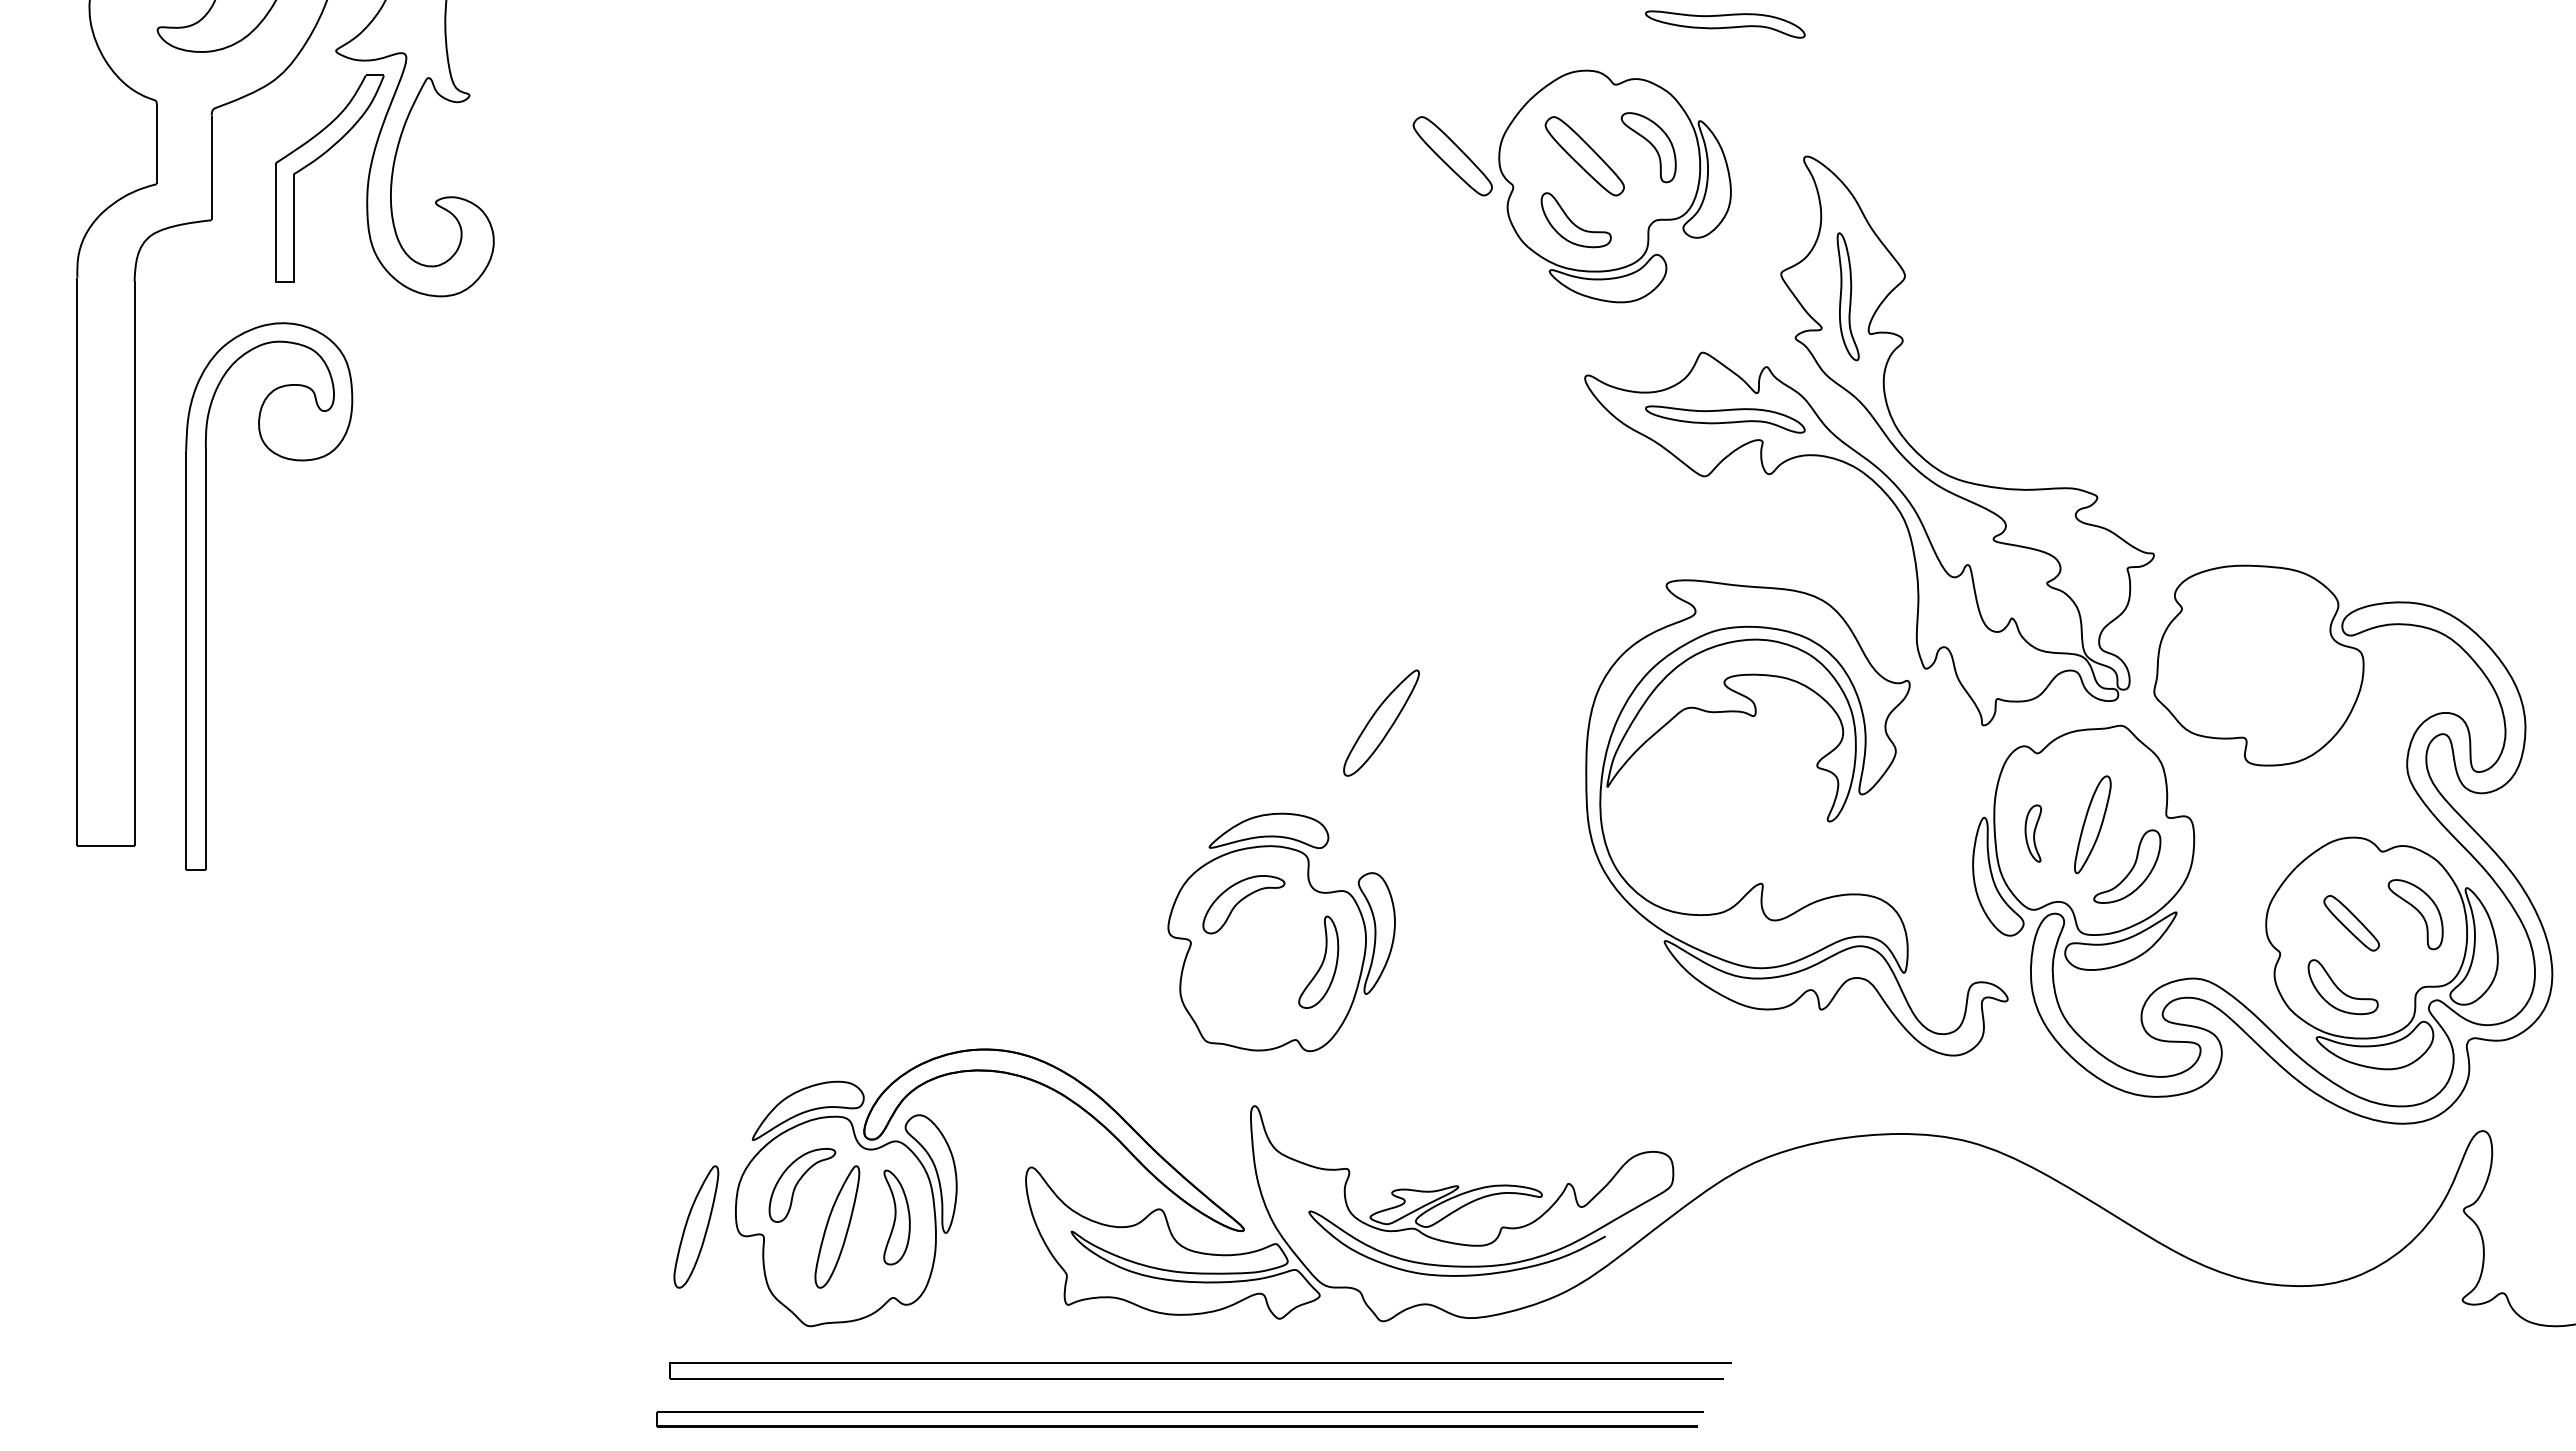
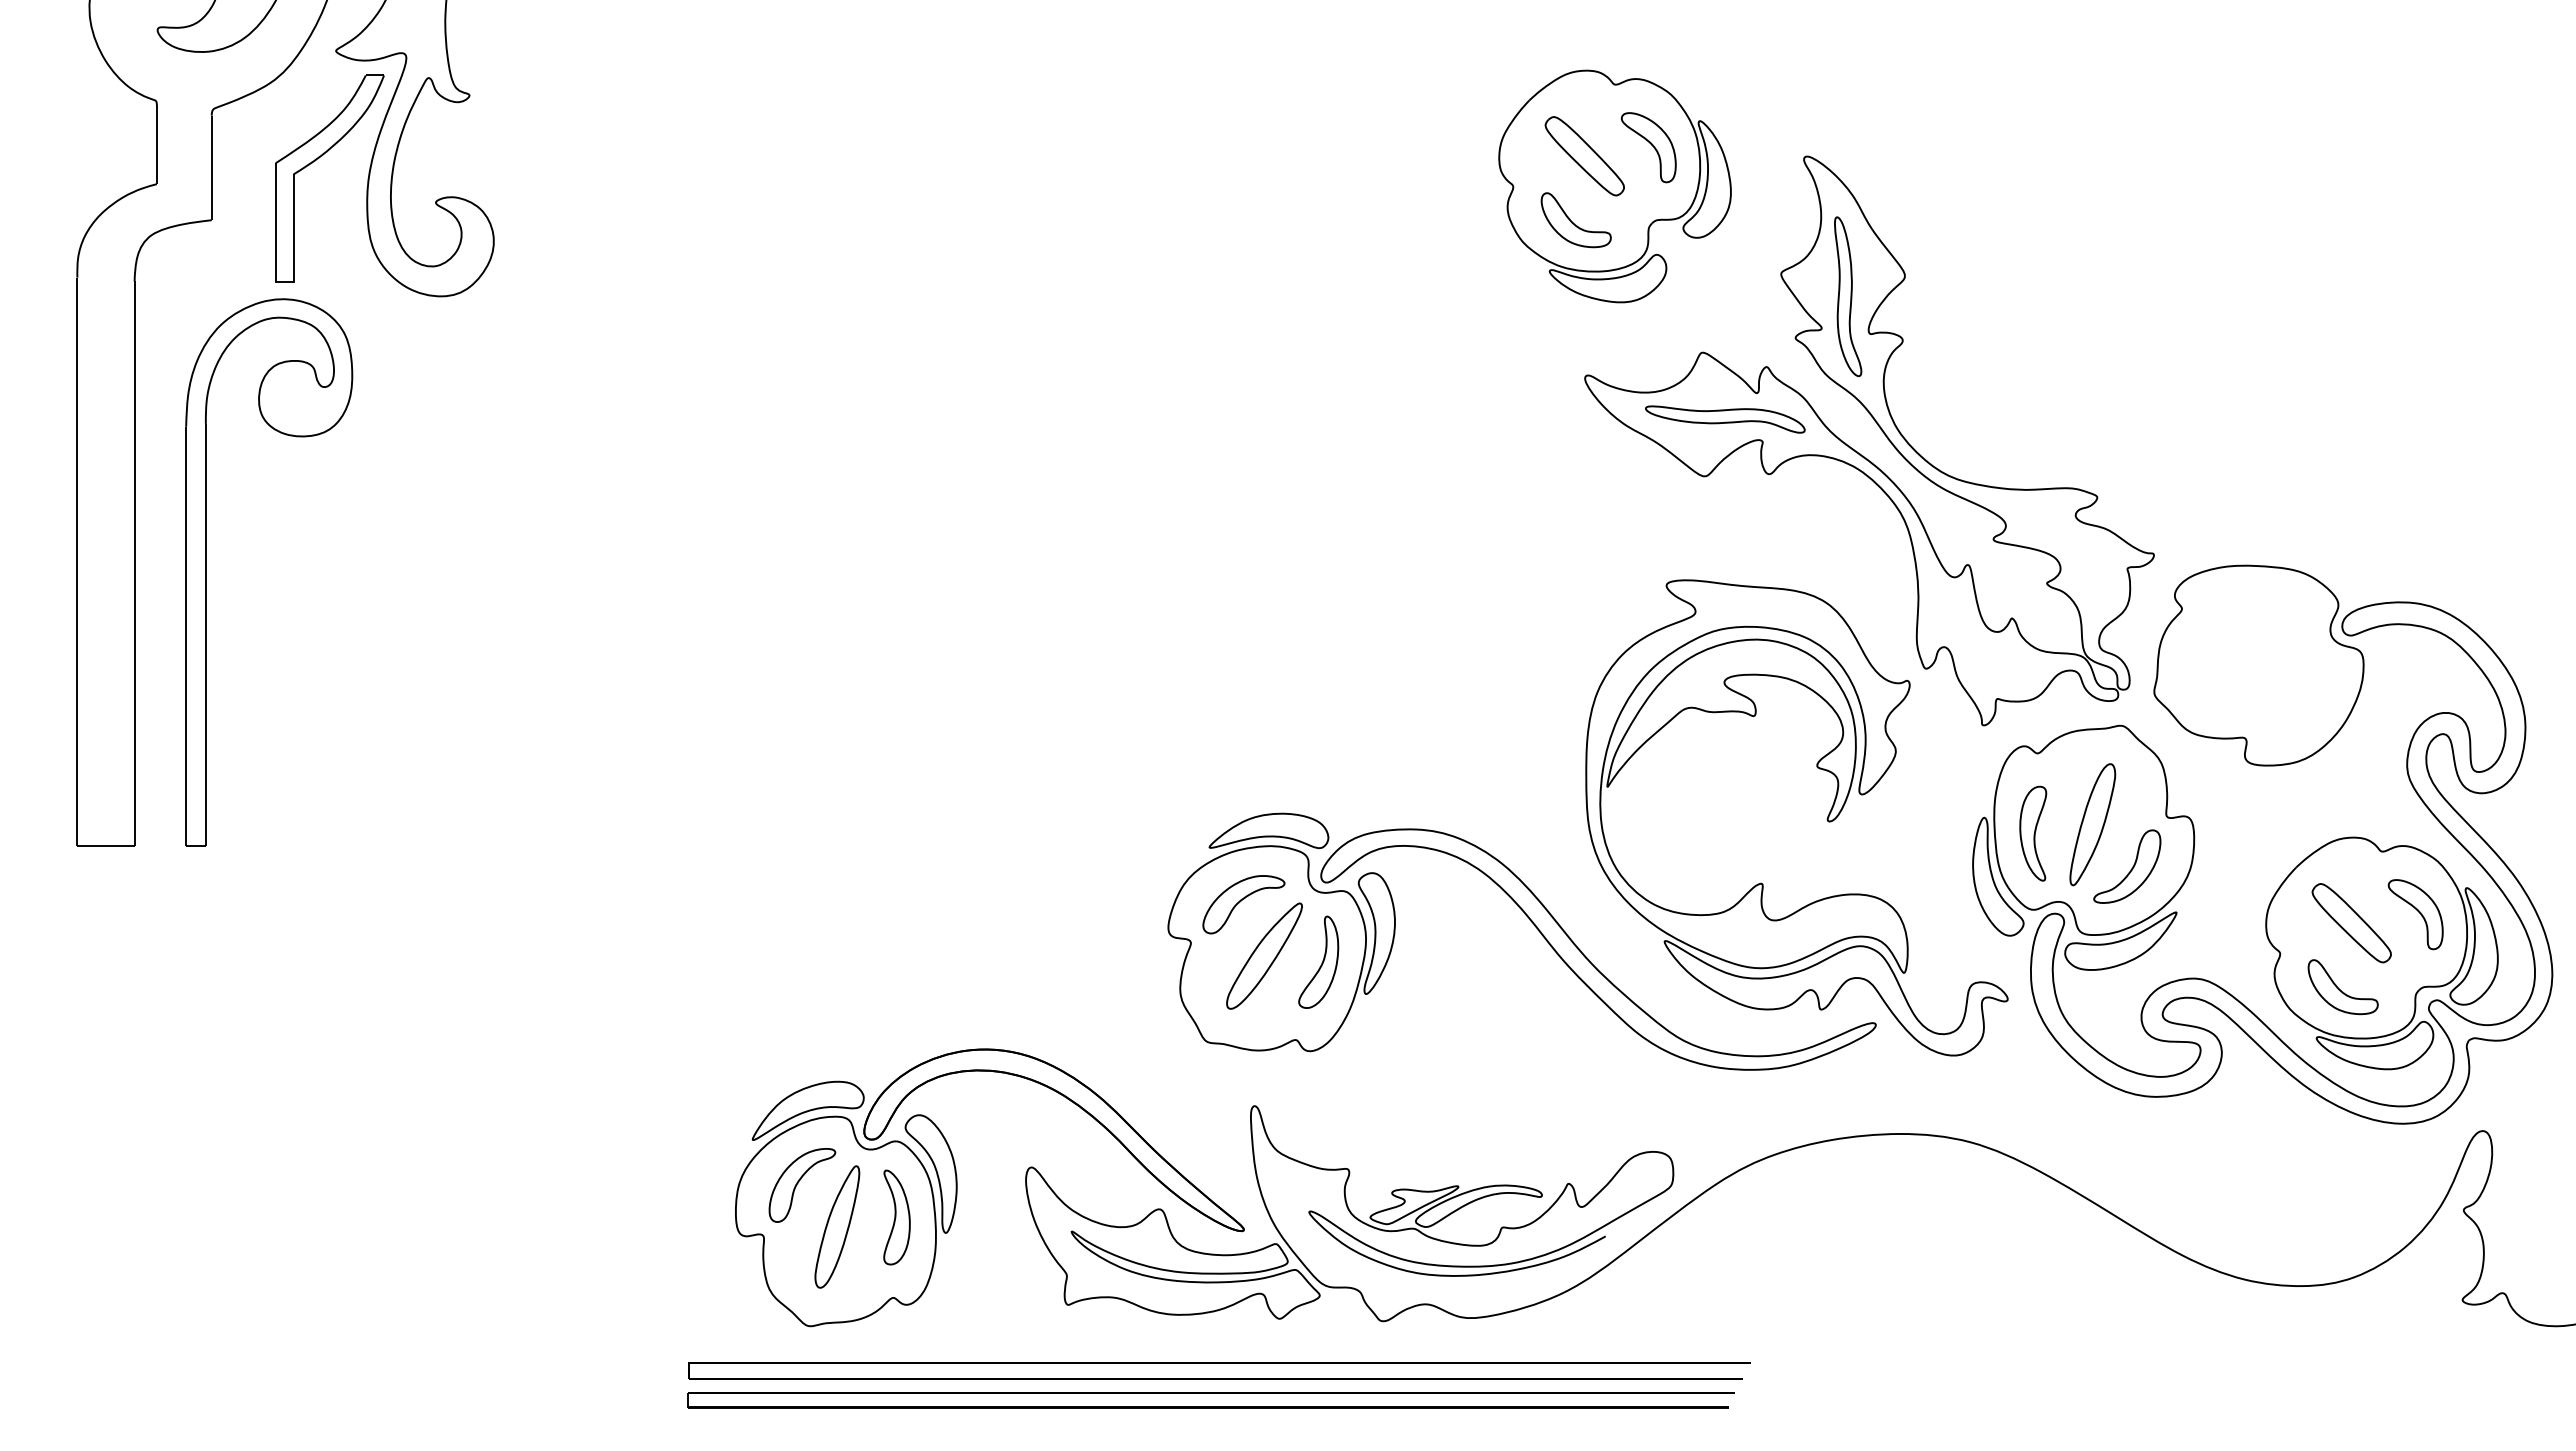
part: present -> none (1725, 24)
part: present -> none (1452, 156)
part size: 24x130 px -> 29x162 px (1848, 296)
part position: (206, 596) -> (206, 572) (206, 572)
part position: (1381, 722) -> (1264, 955) (1264, 955)
part size: 38x100 px -> 48x124 px (2092, 824)
part size: 19x59 px -> 29x97 px (2033, 833)
part size: 58x57 px -> 81x81 px (2351, 923)
part: none -> present (1588, 958)
part: present -> none (696, 1226)
part position: (1200, 1363) -> (1219, 1363) (1219, 1363)
part position: (1179, 1419) -> (1210, 1400) (1210, 1400)
